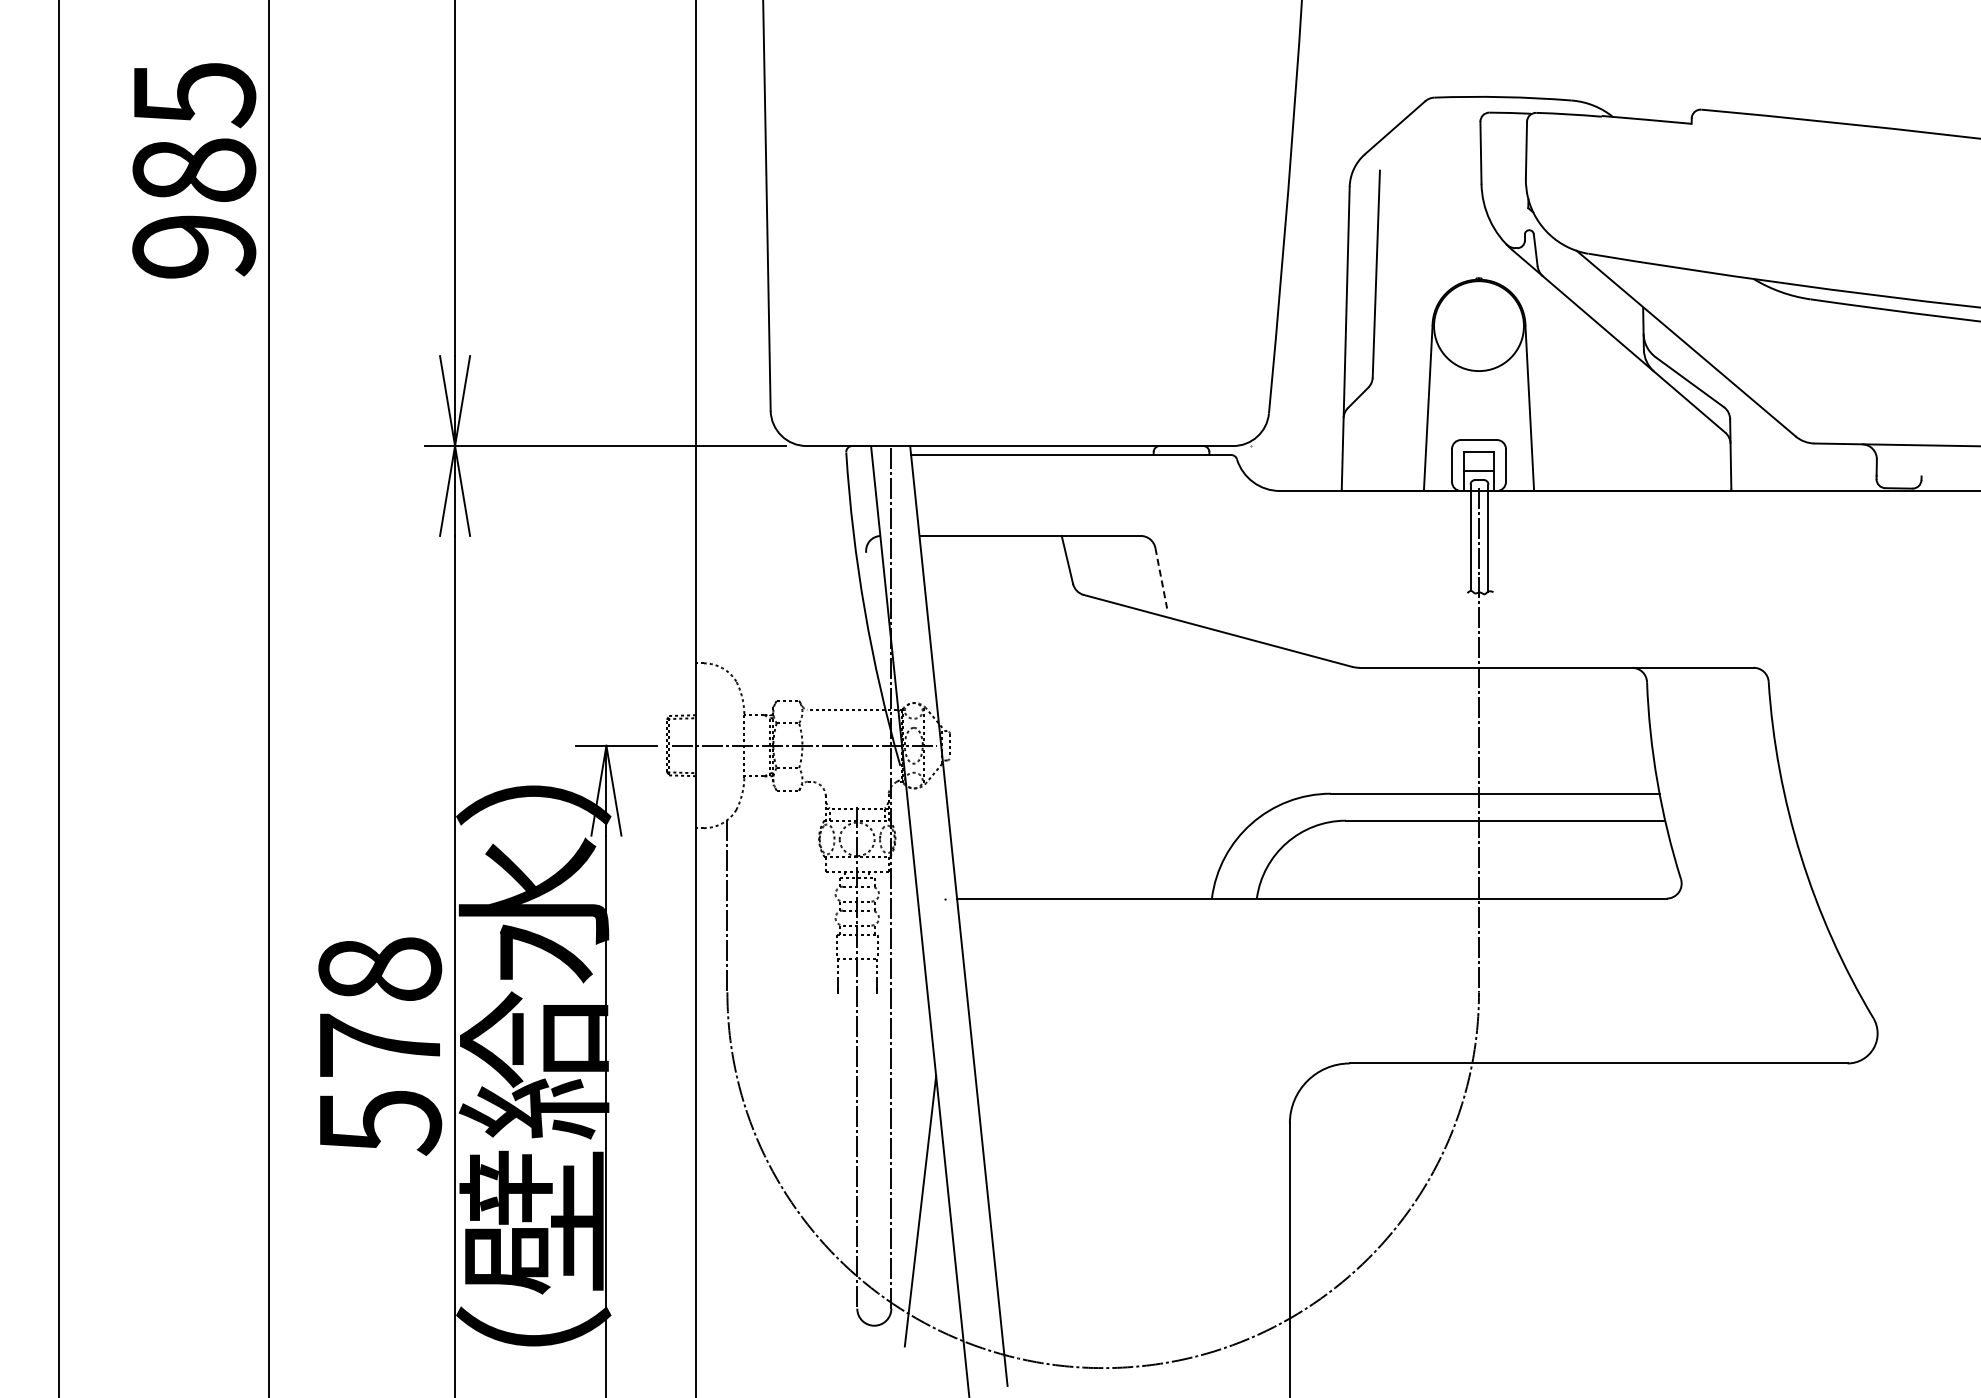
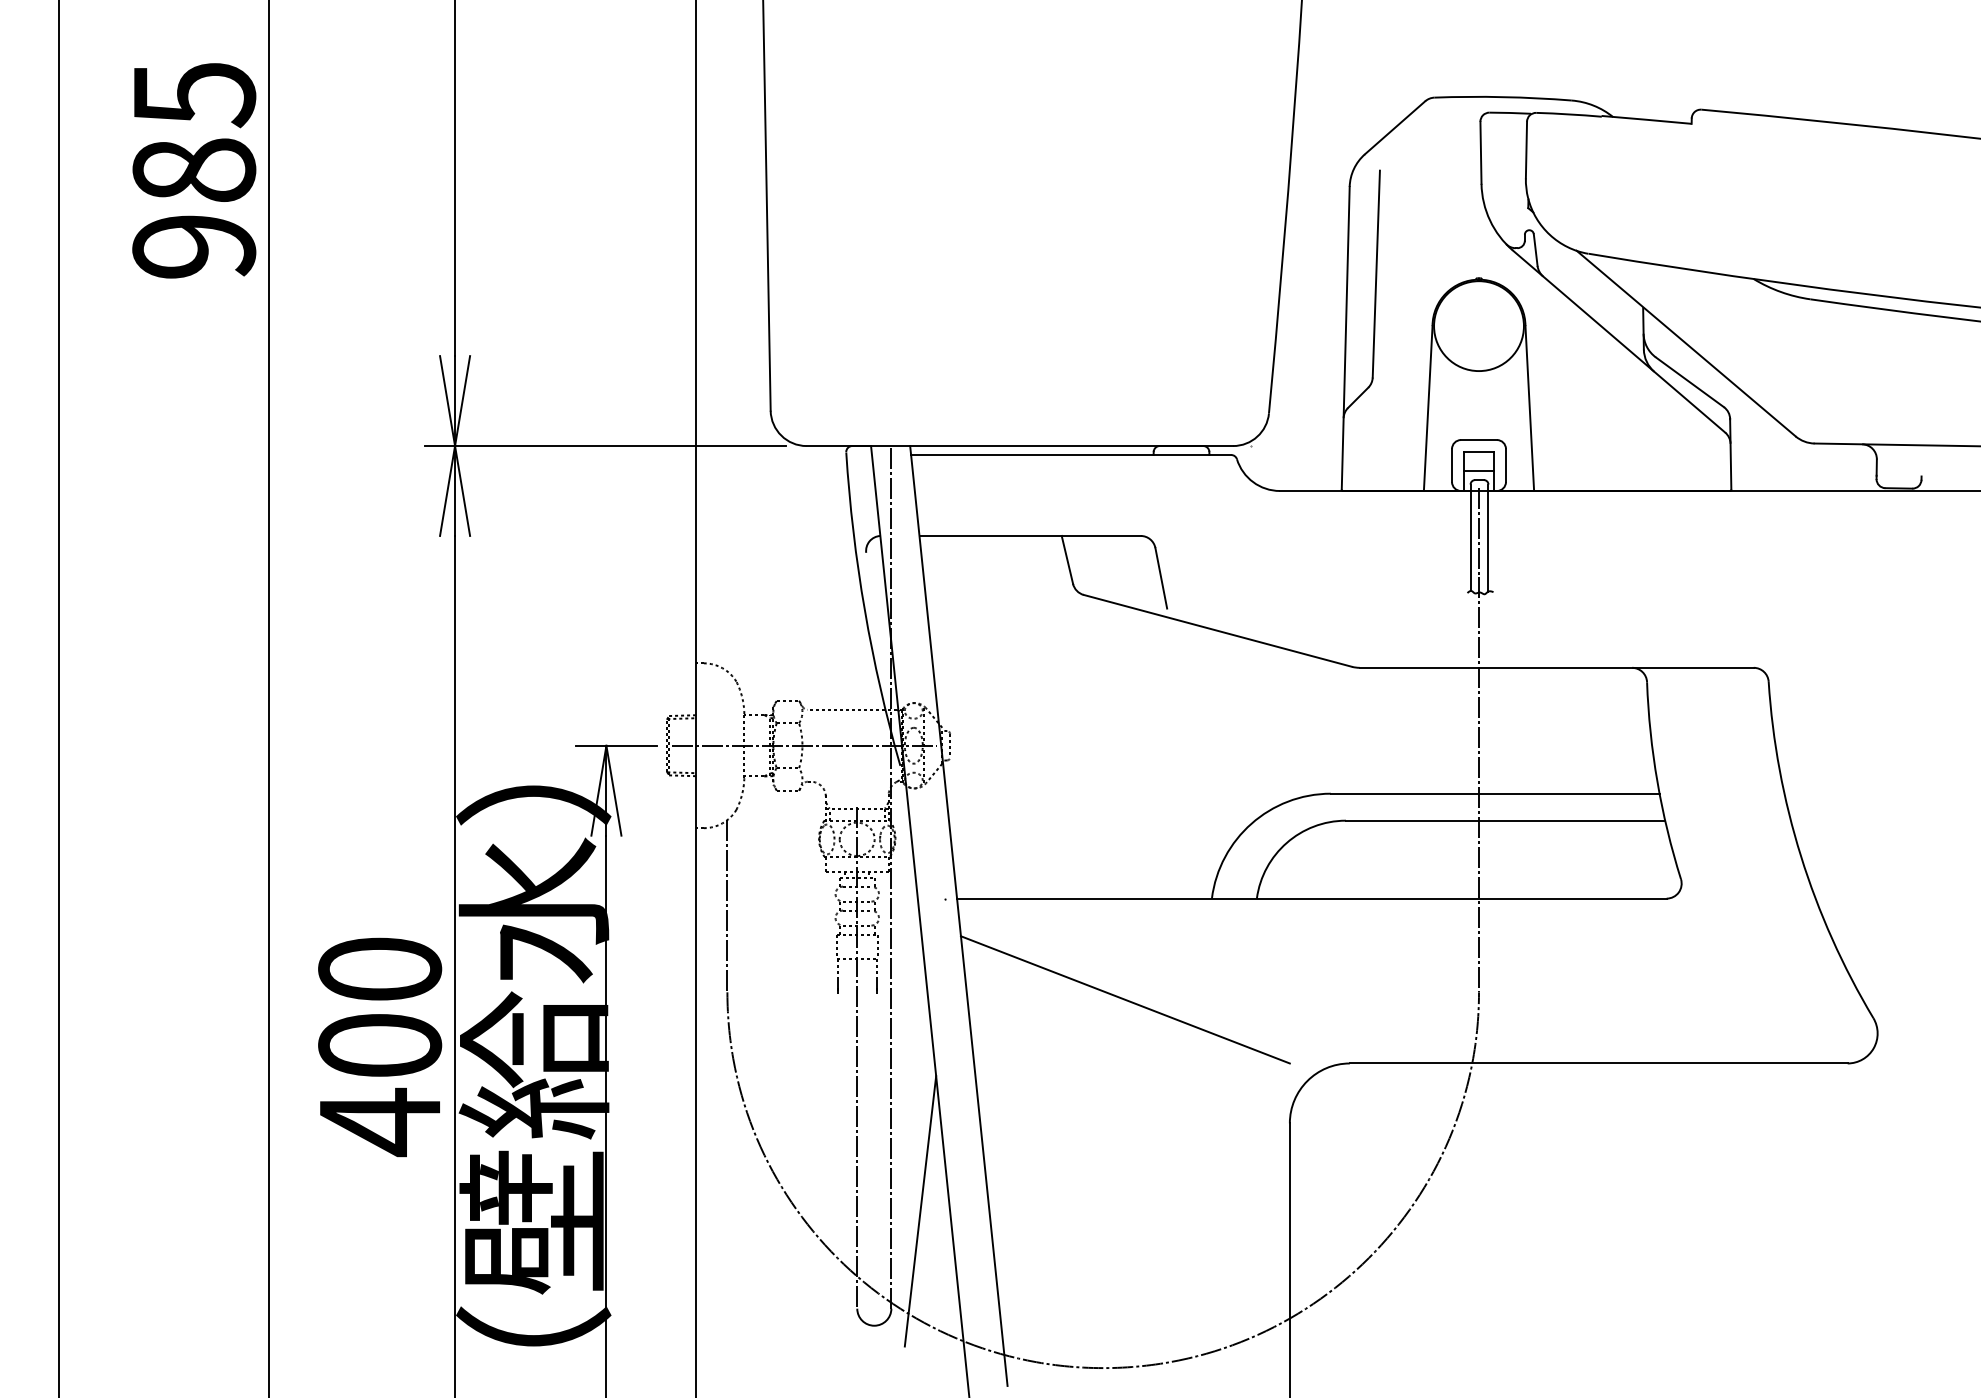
line: dashed -> solid (1161, 578)
line: none -> present (1124, 999)
text: 578 -> 400 (380, 1047)
